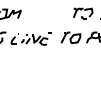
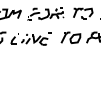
part: none -> present (45, 13)
